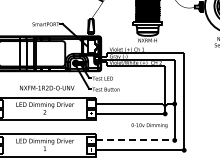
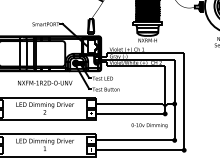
text position: (47, 87) -> (45, 82) (45, 82)
line: dashed -> solid (135, 140)
